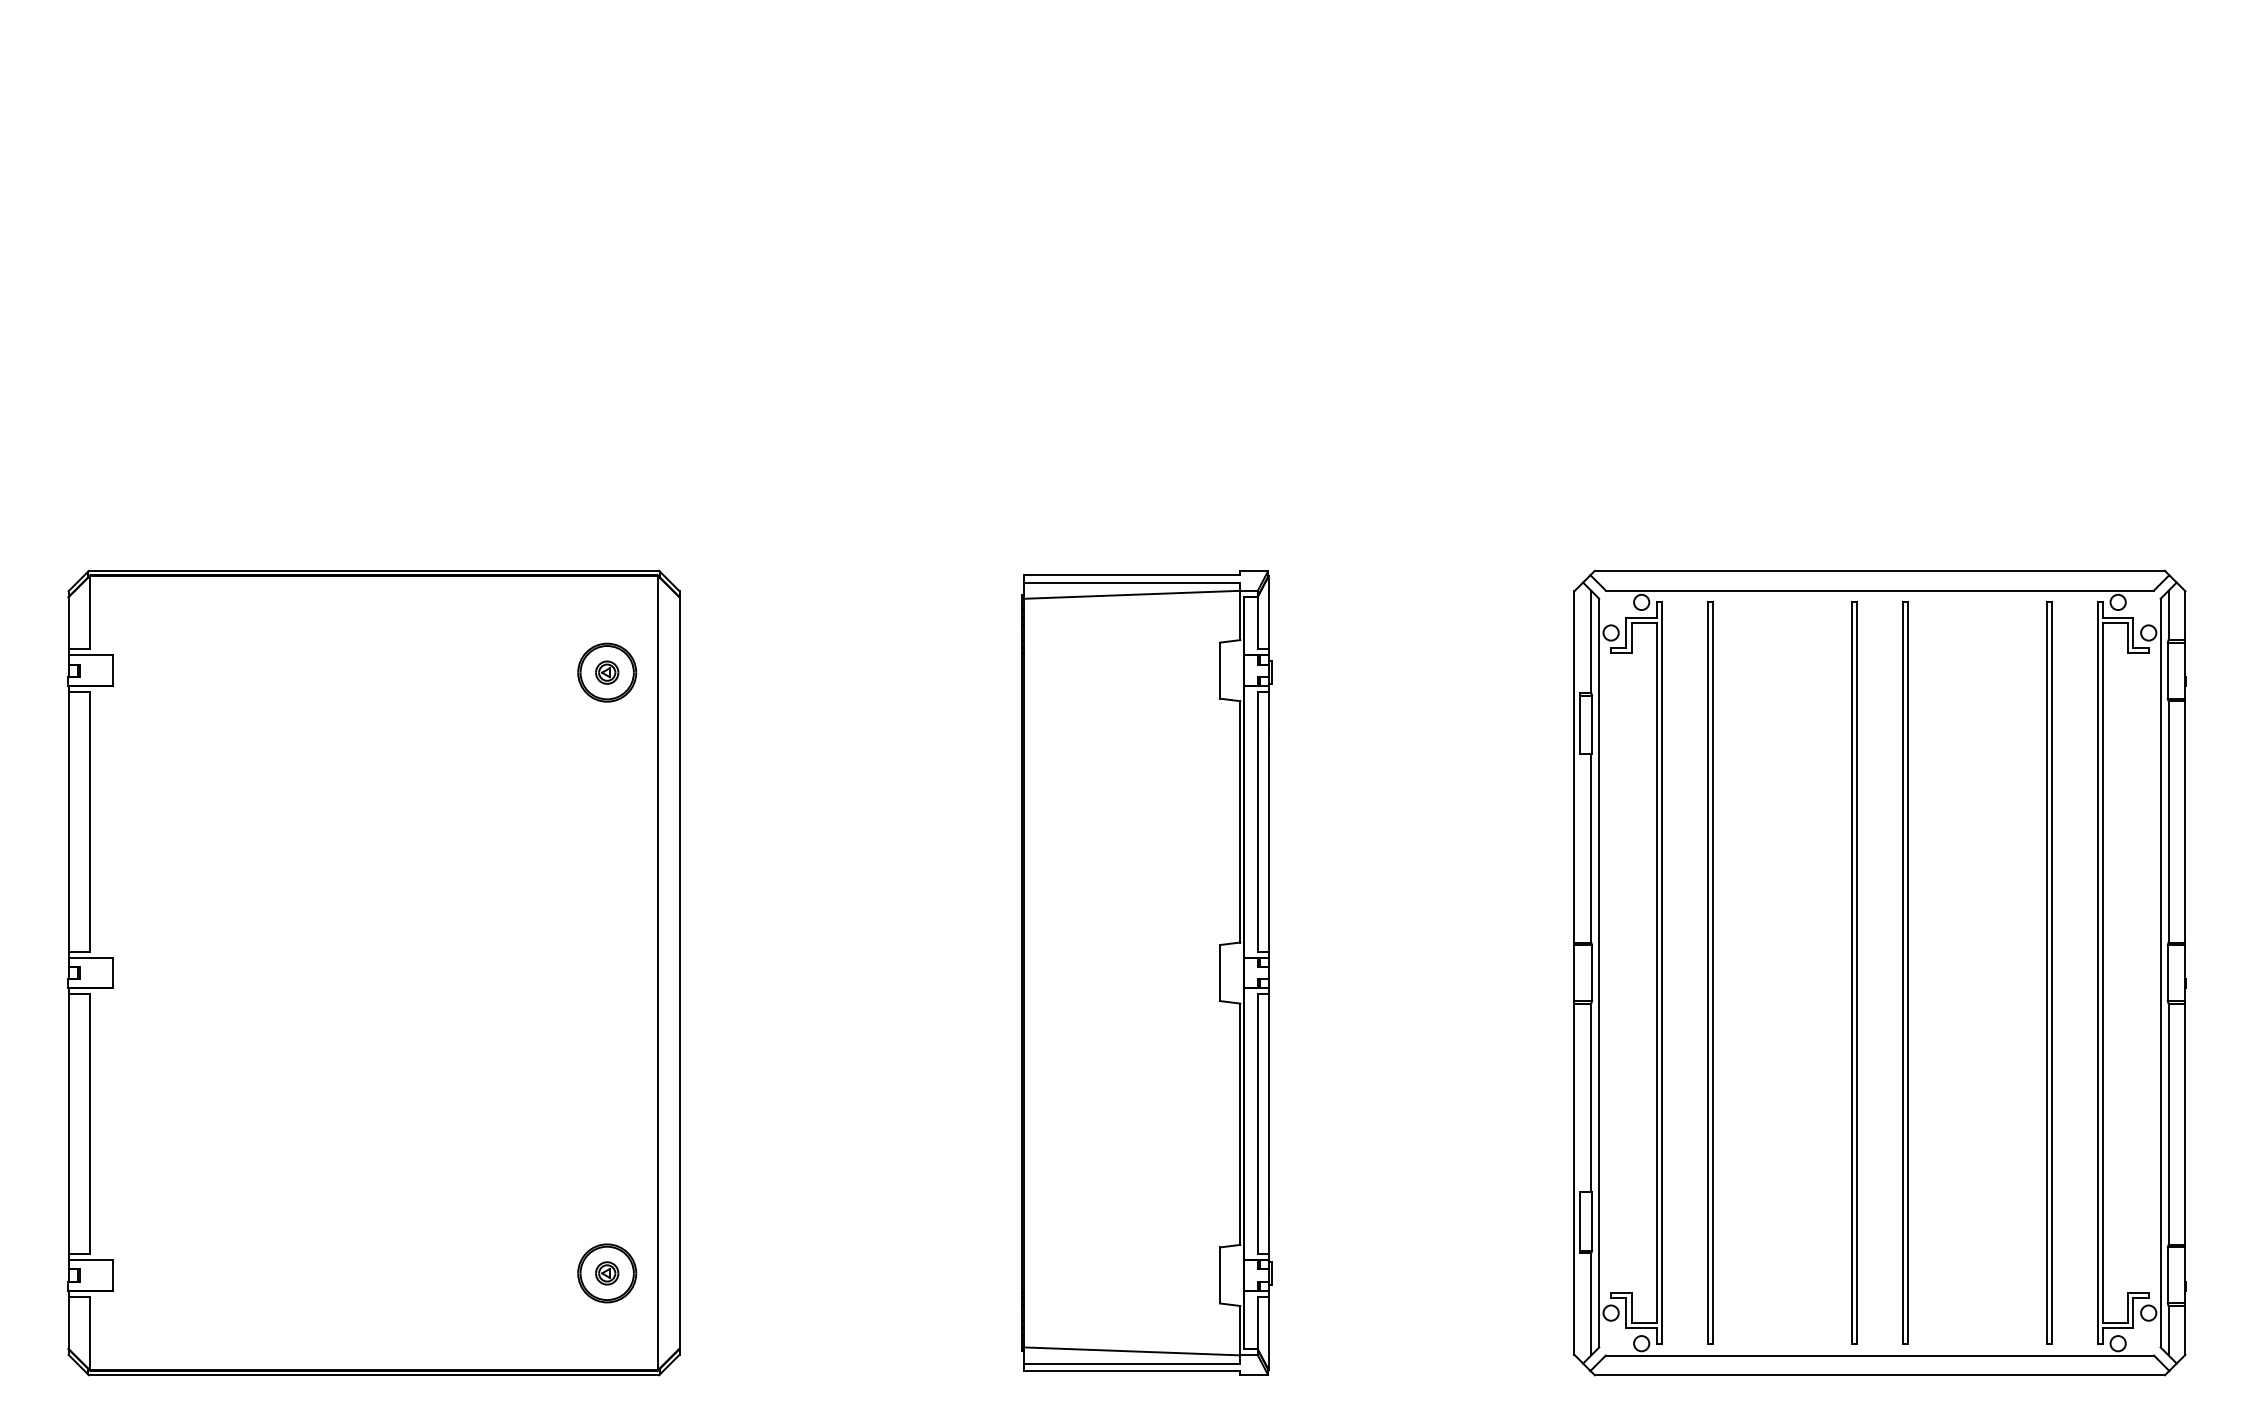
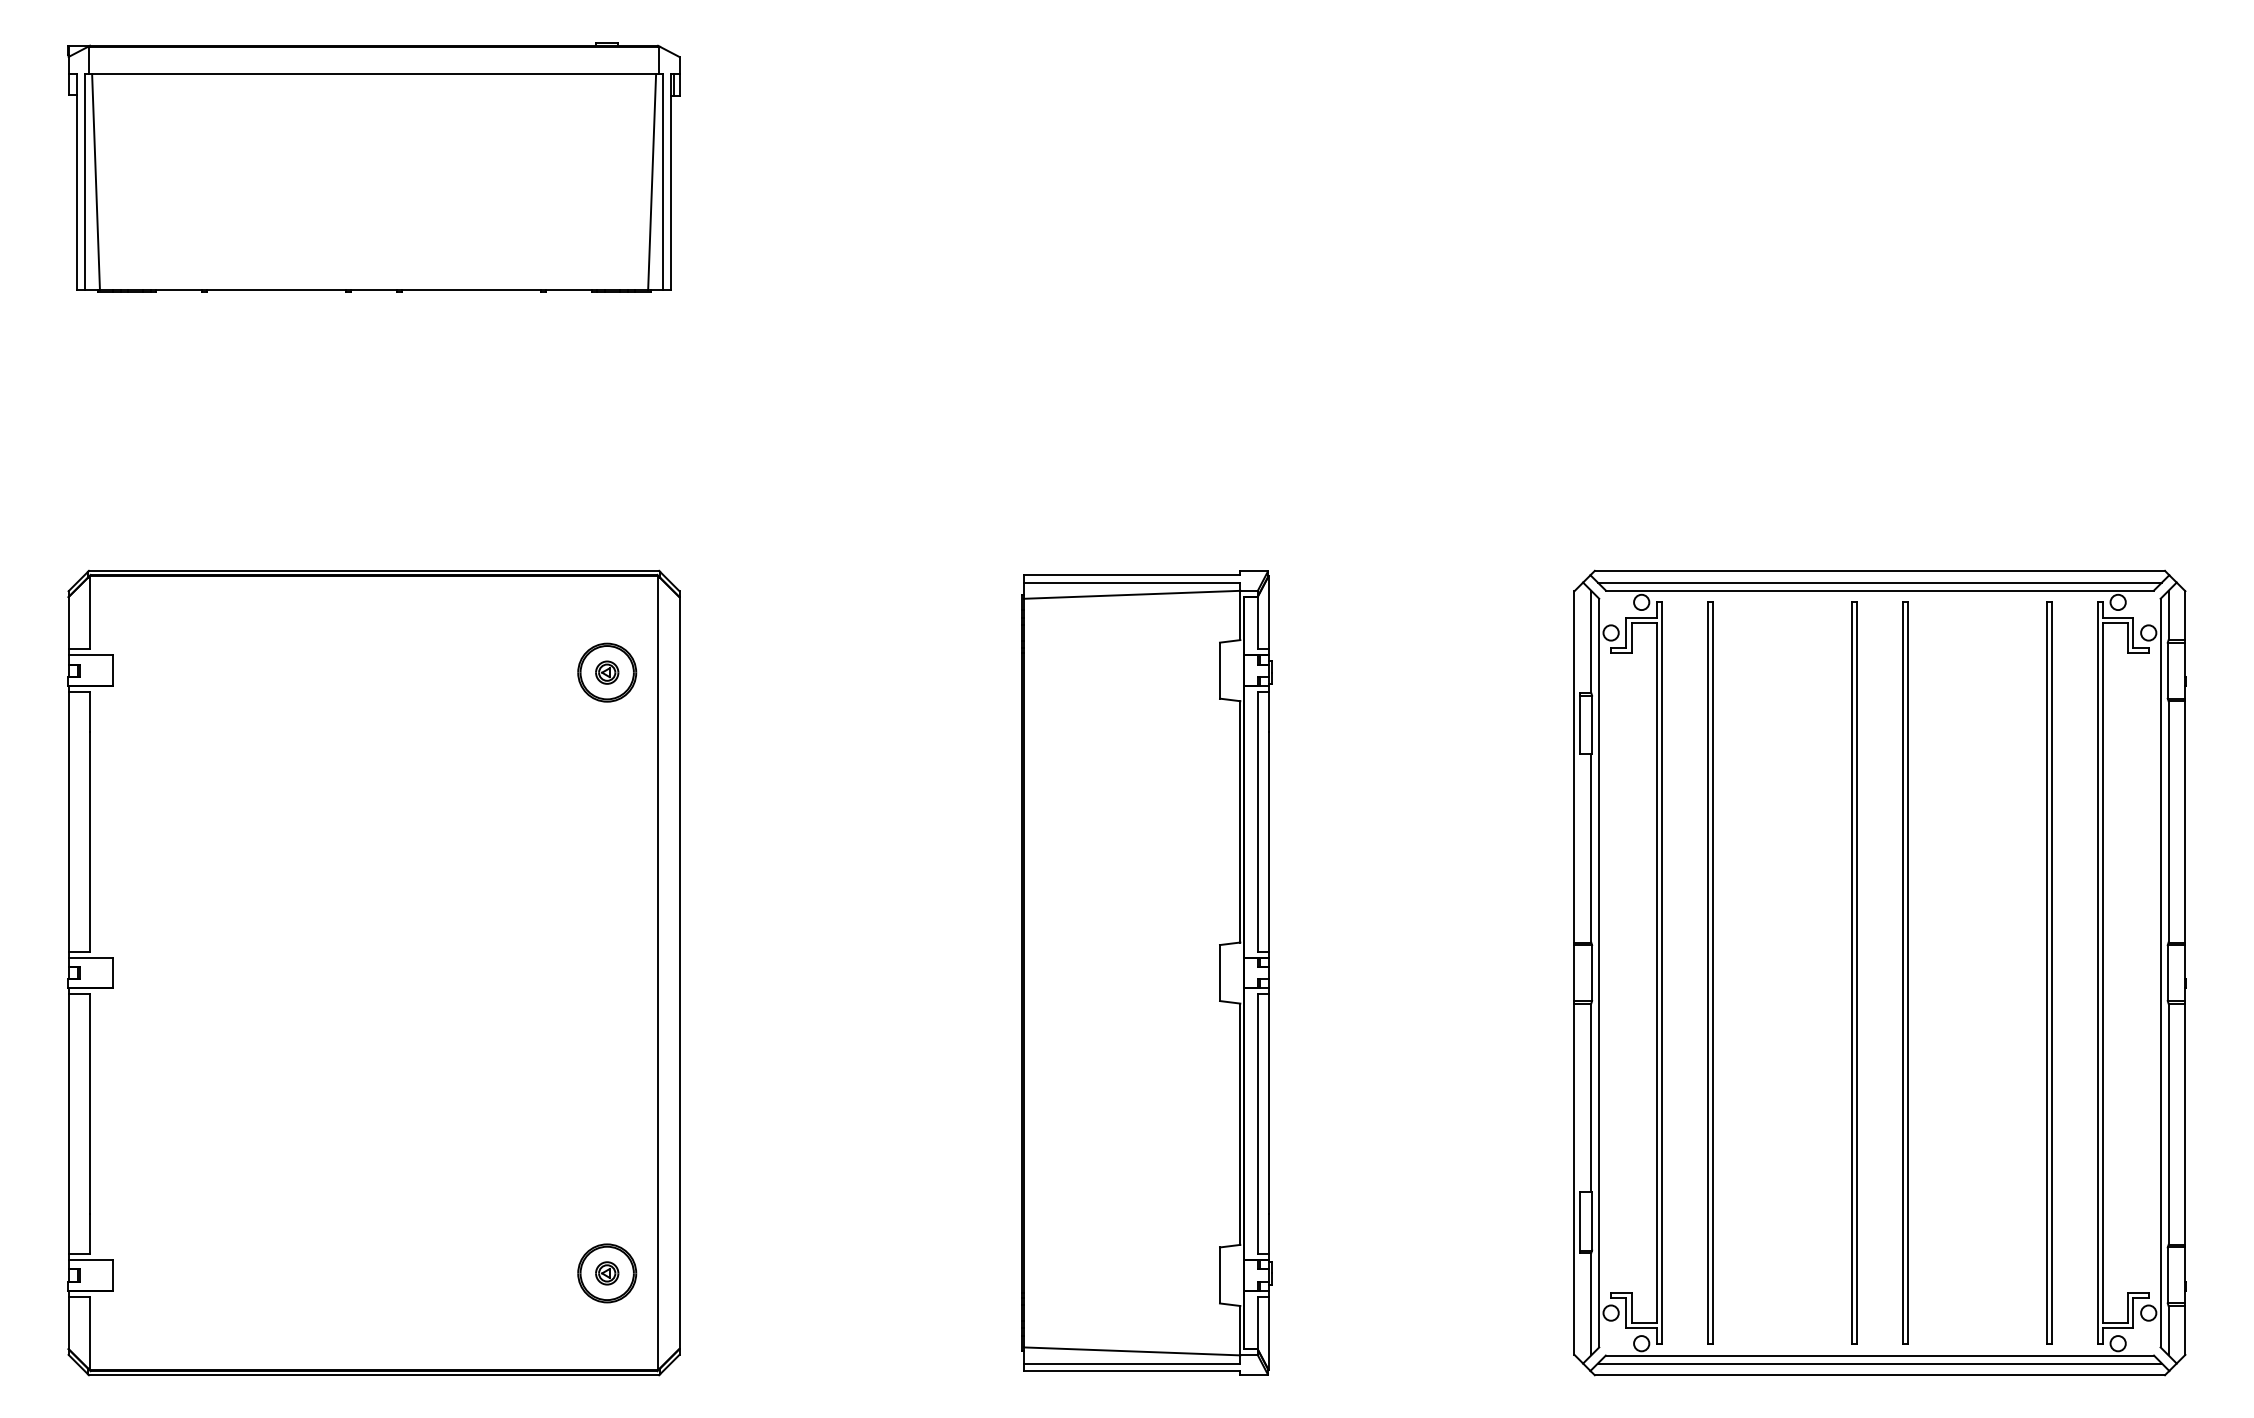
part: none -> present (373, 167)
line: none -> present (1879, 582)
line: none -> present (1879, 1363)
